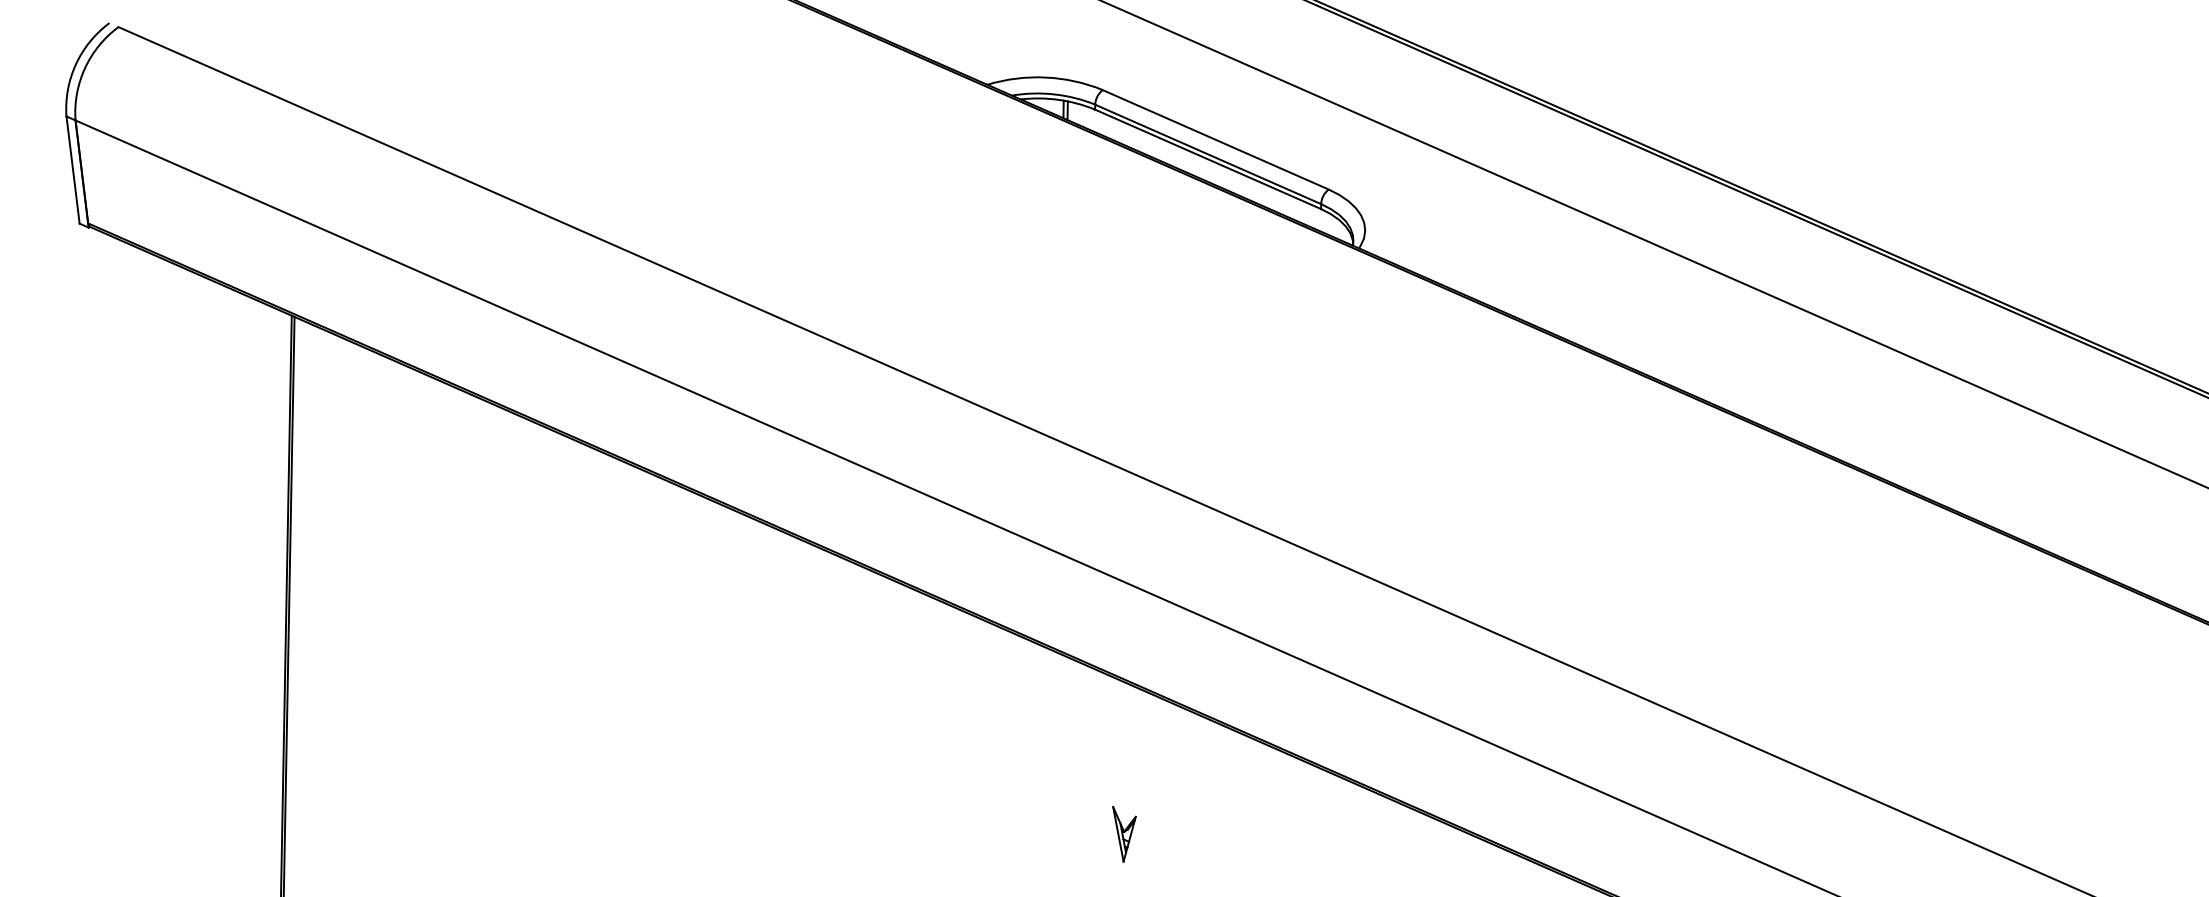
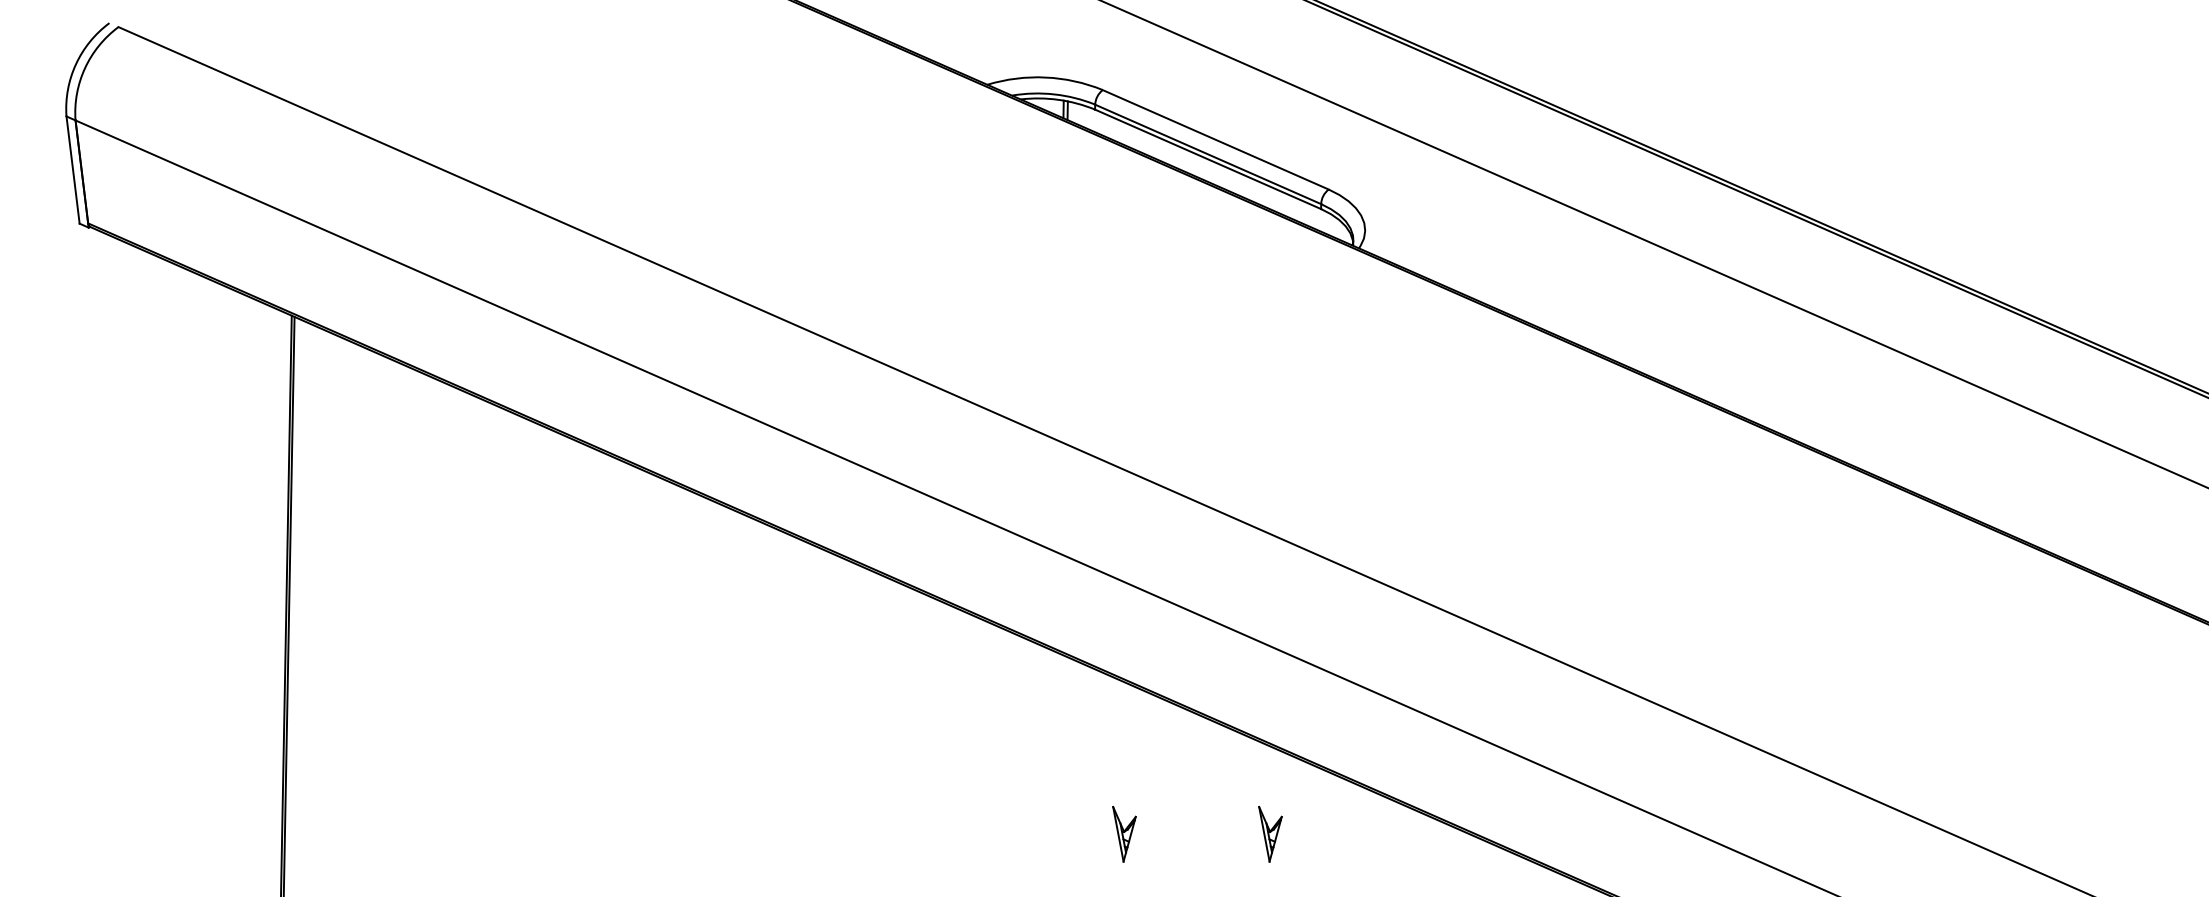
part: none -> present (1270, 834)
